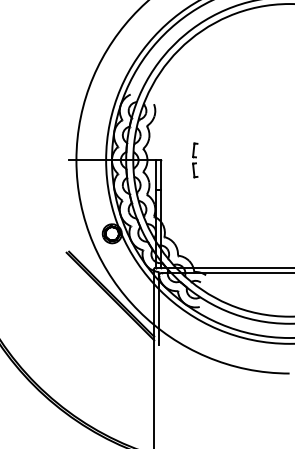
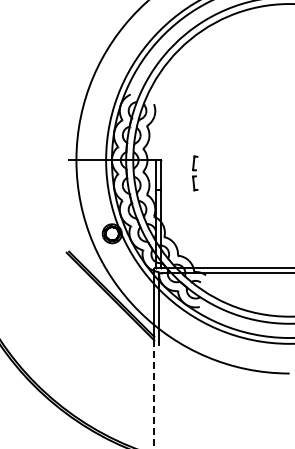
part position: (195, 160) -> (195, 173) (195, 173)
line: solid -> dashed (153, 394)
